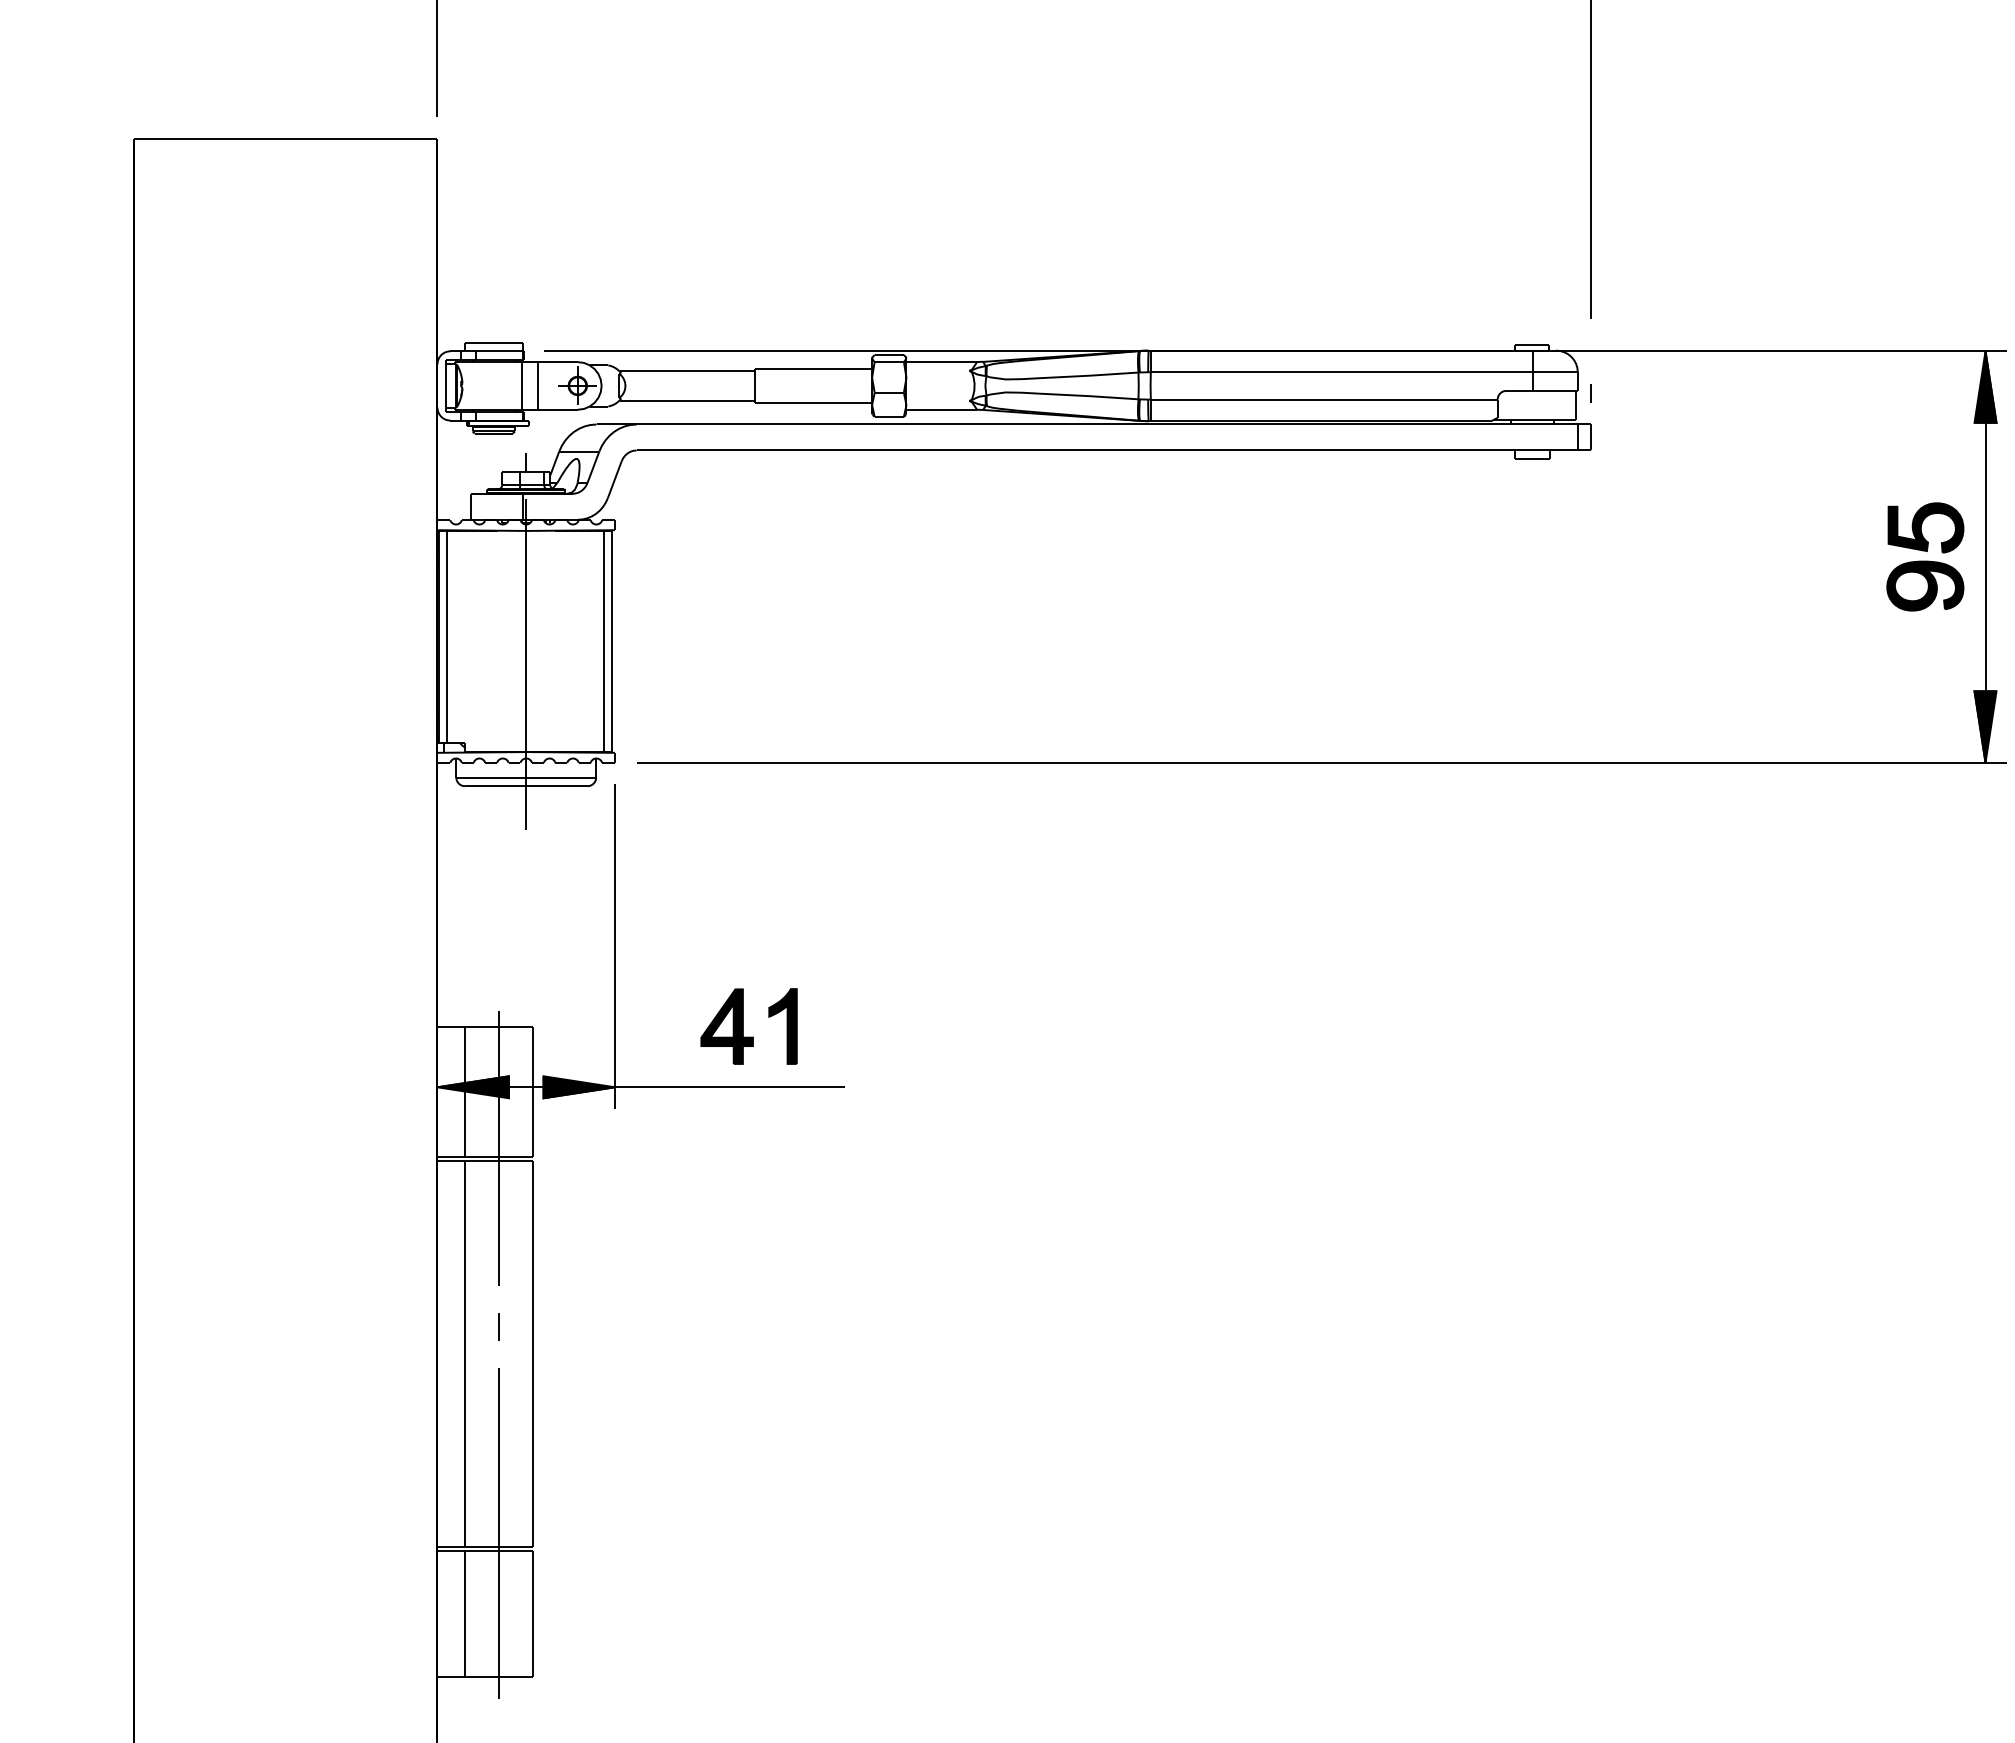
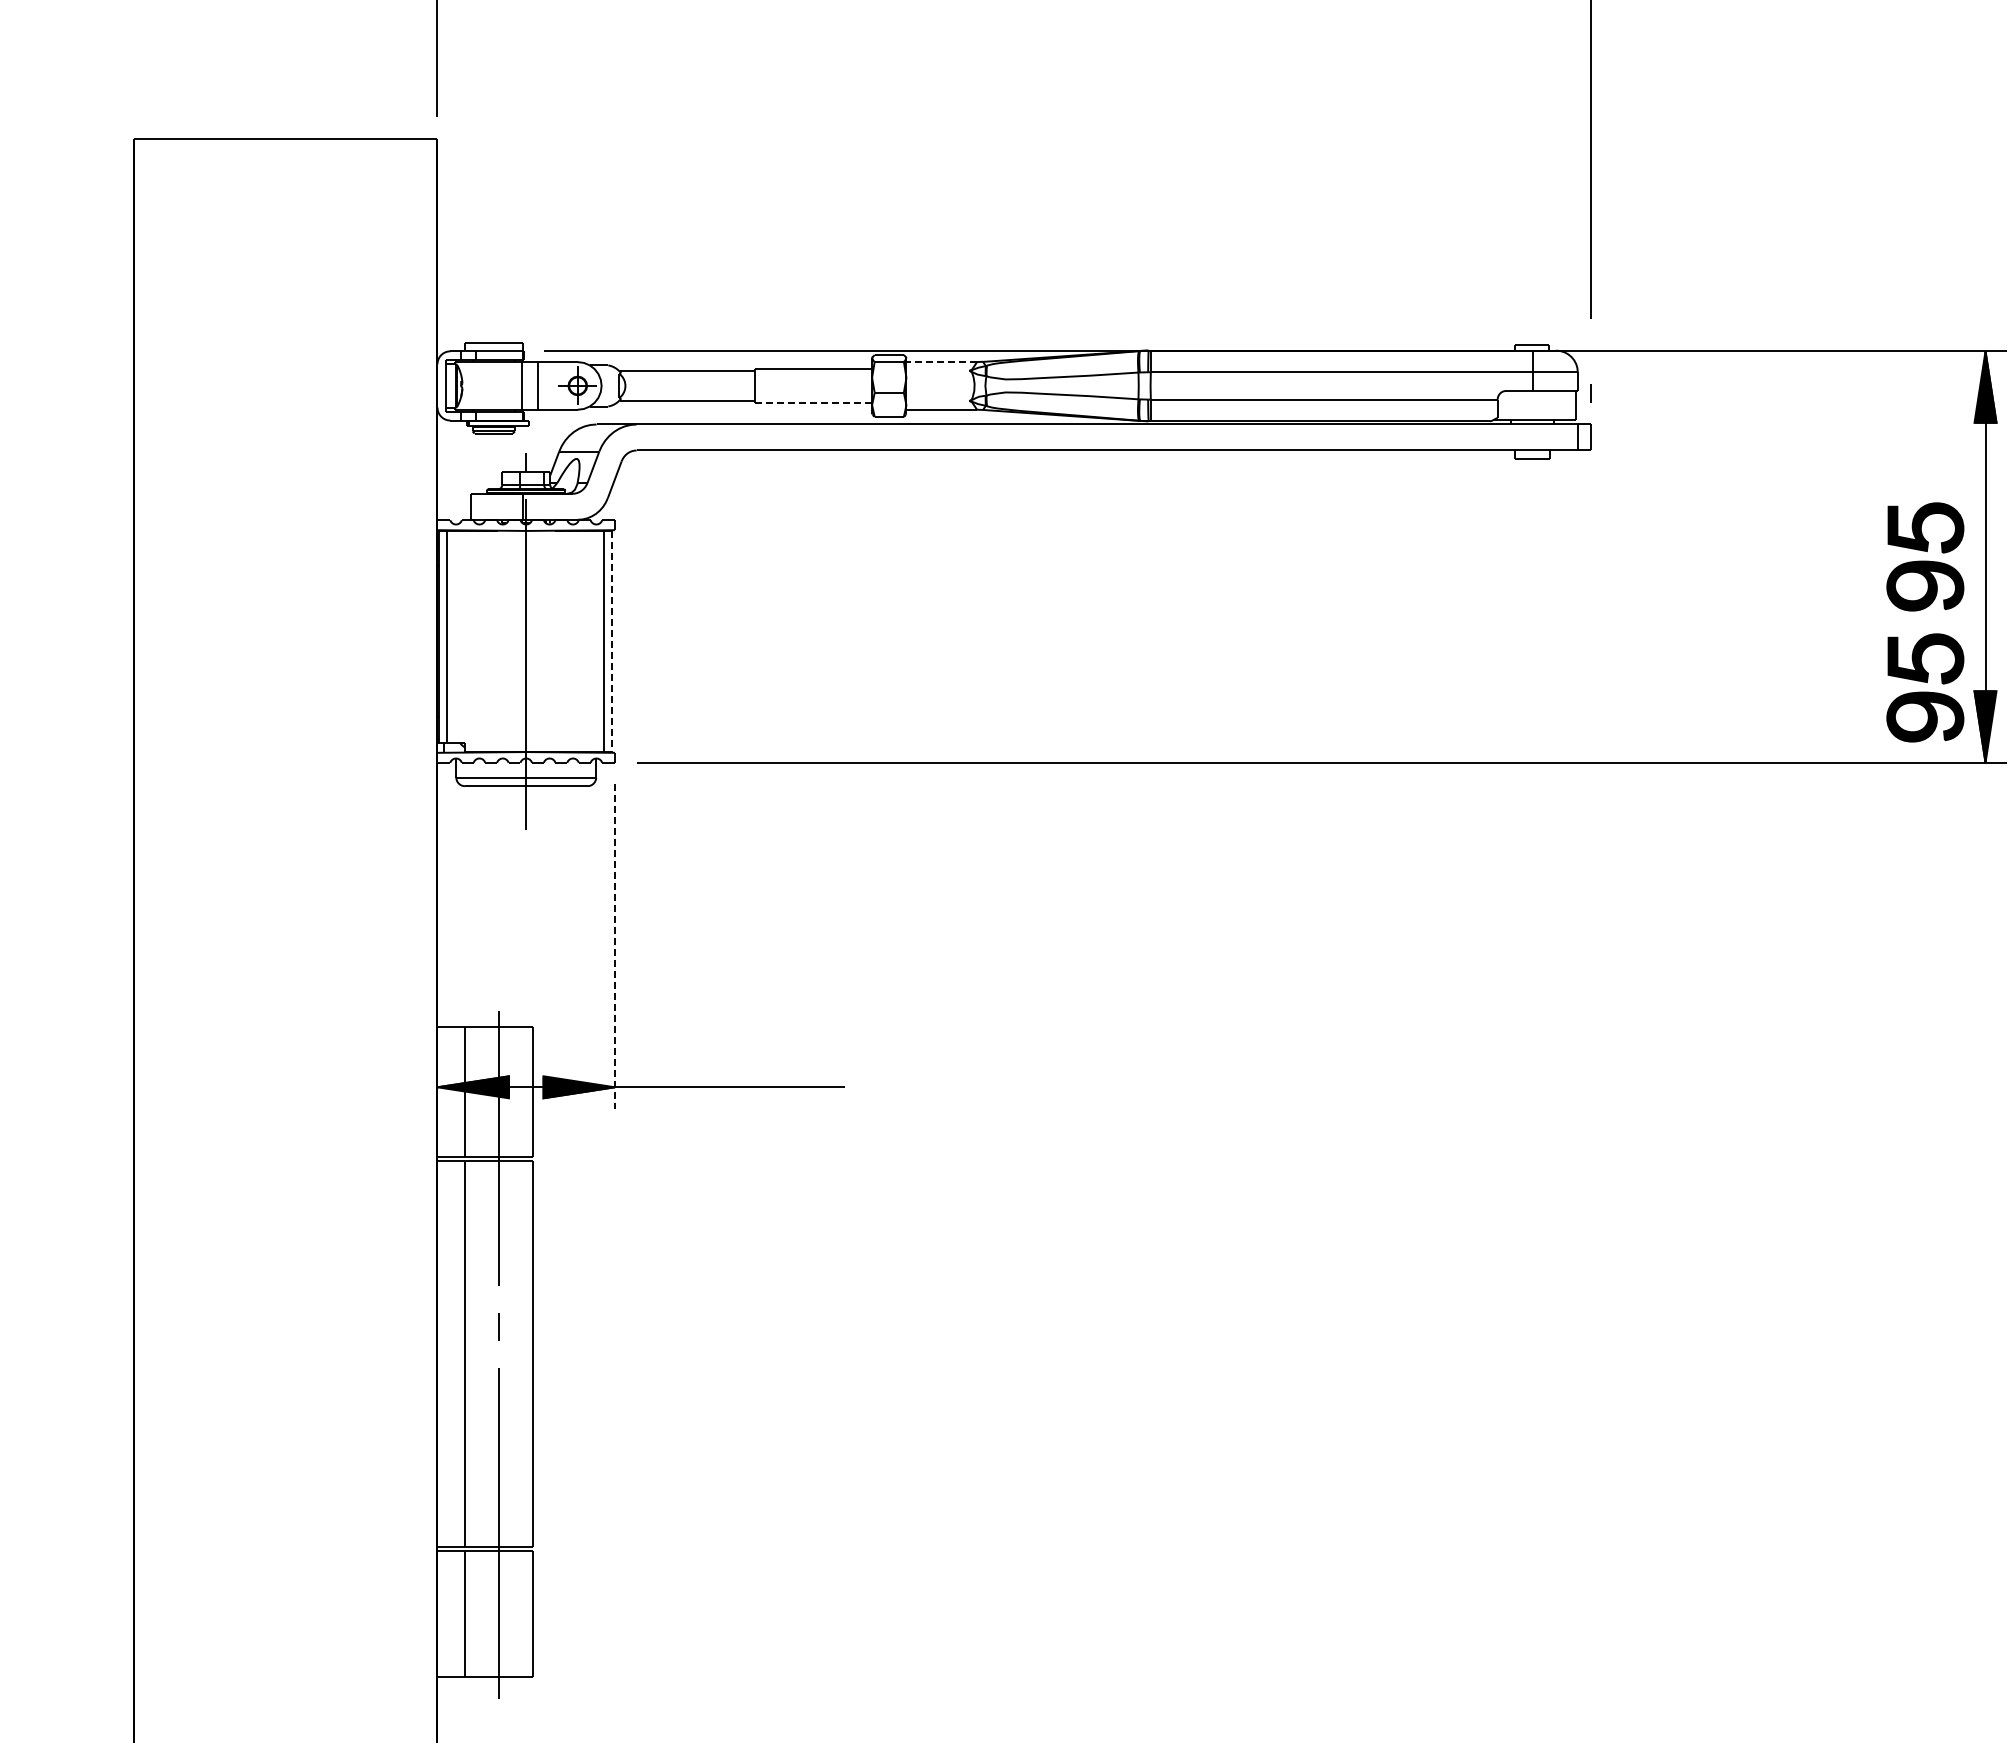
line: solid -> dashed (941, 362)
line: solid -> dashed (814, 403)
line: solid -> dashed (612, 641)
part: none -> present (1925, 687)
line: solid -> dashed (615, 947)
part: present -> none (748, 1026)
